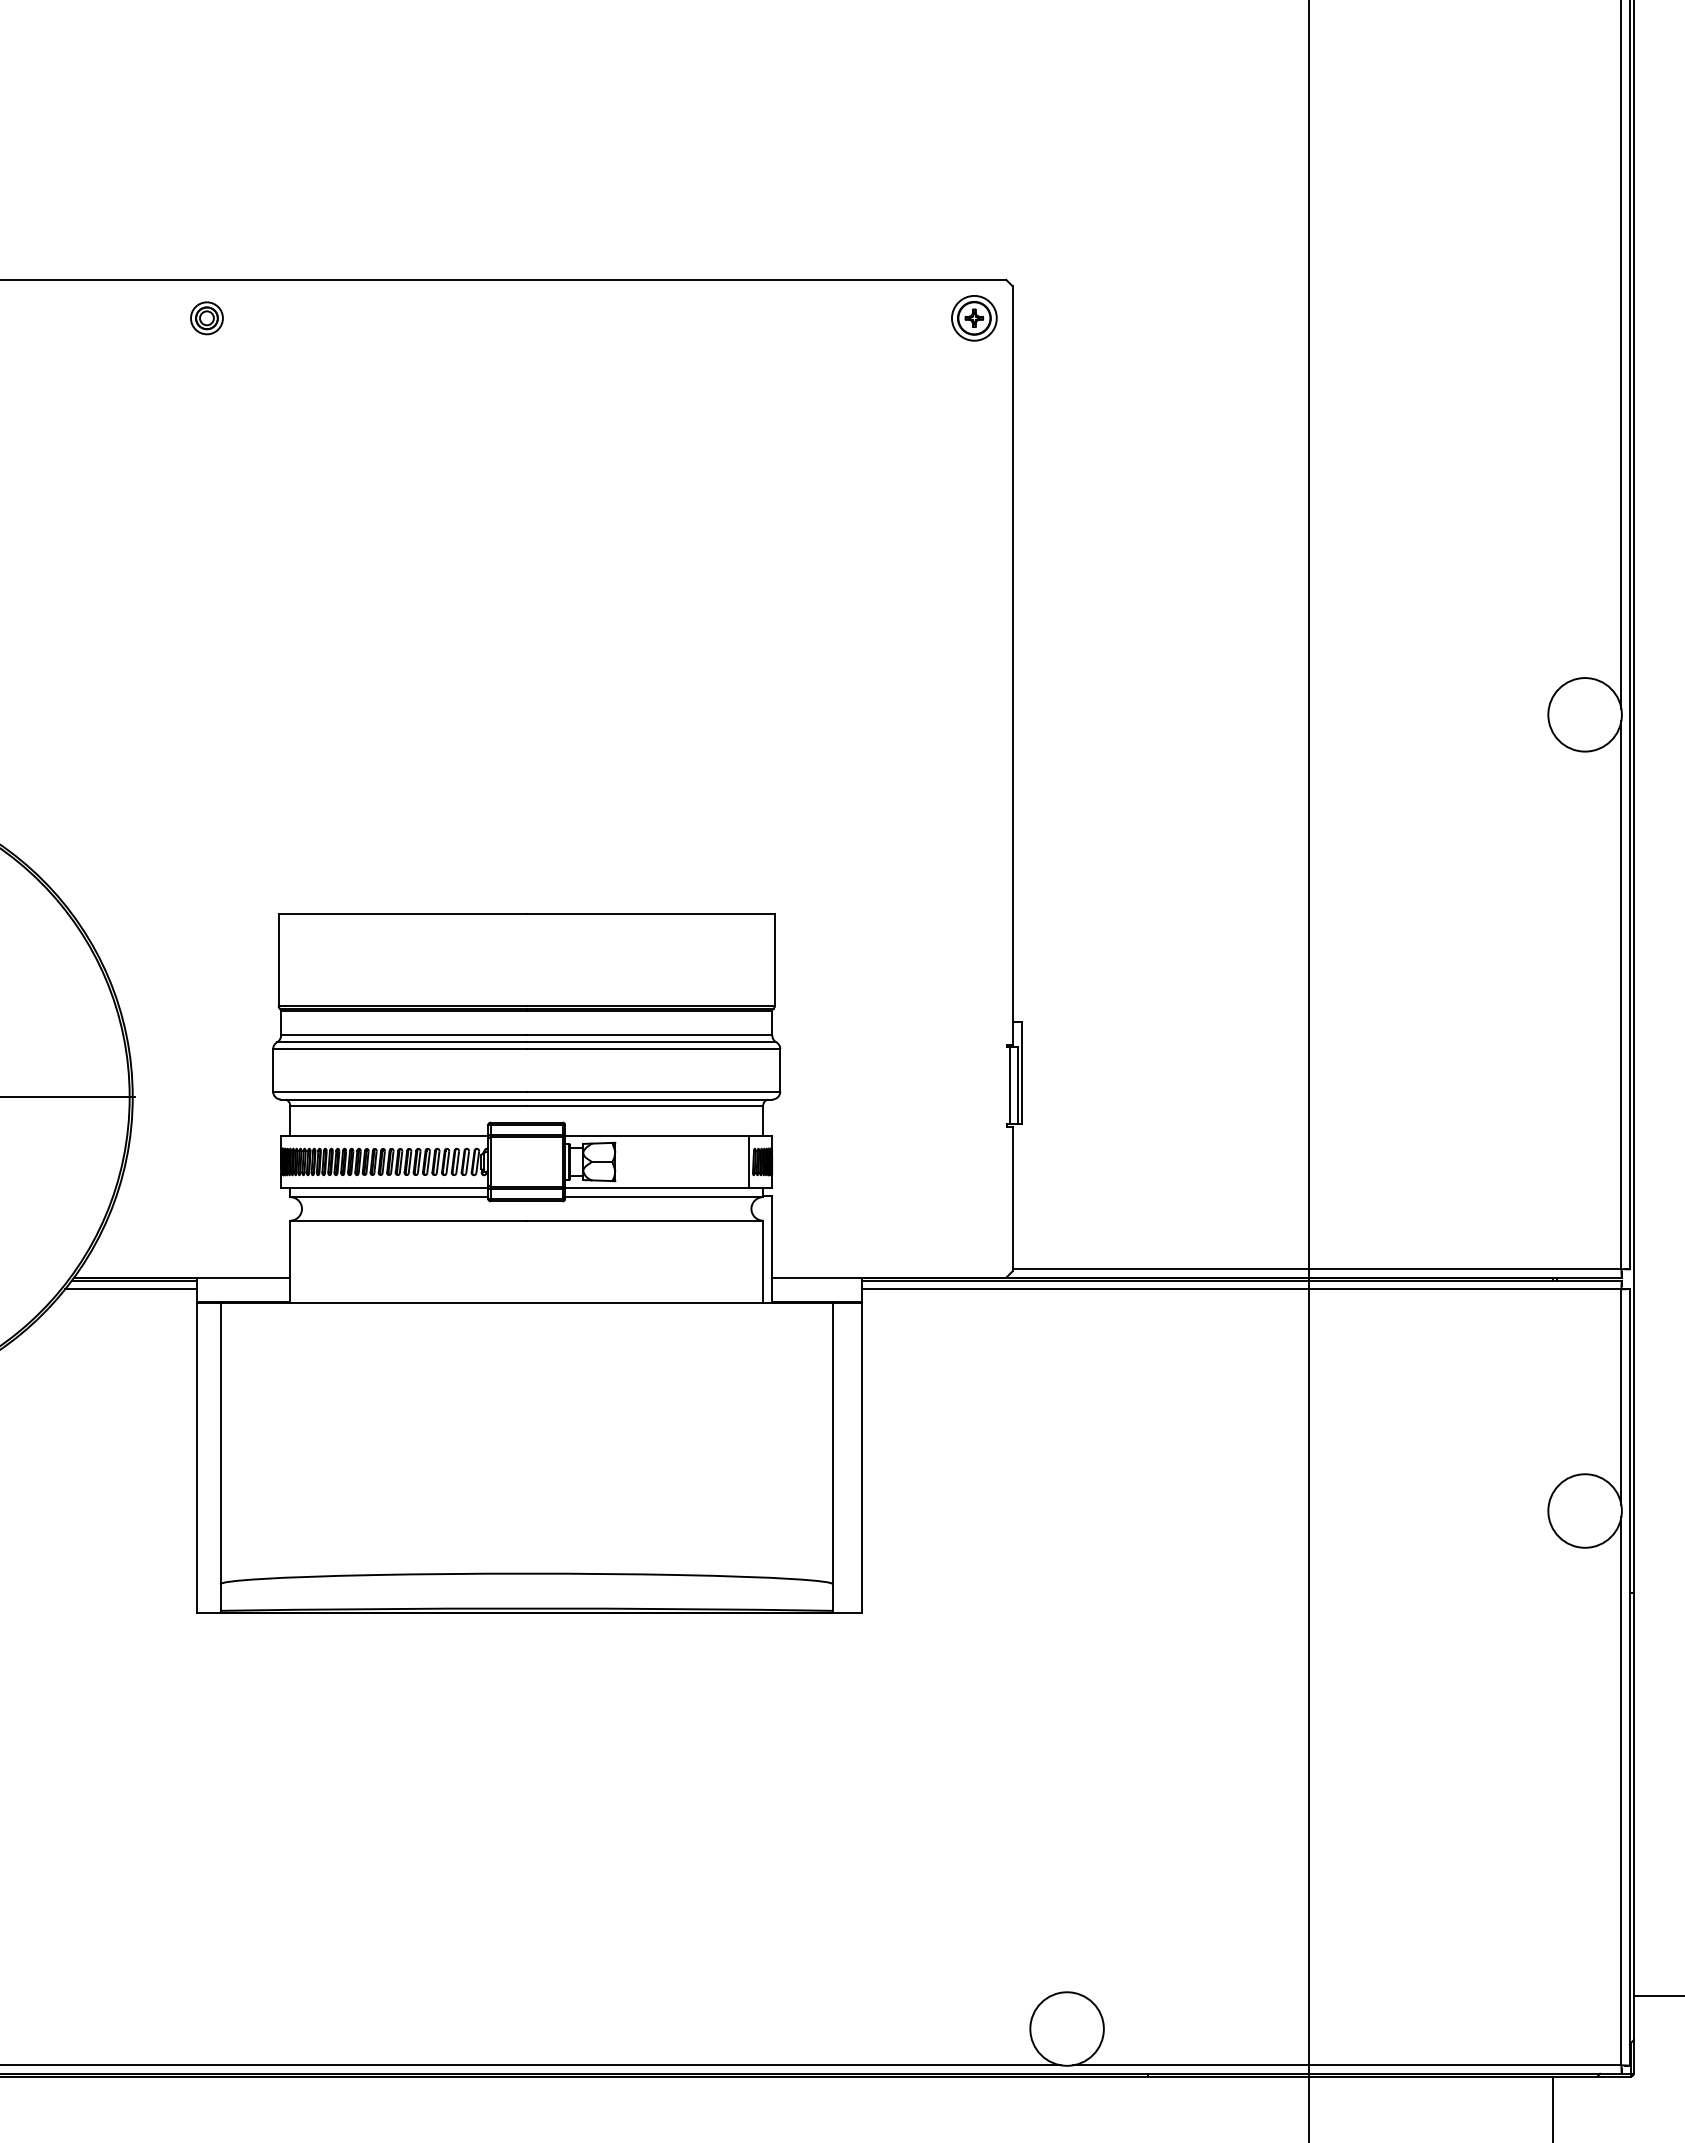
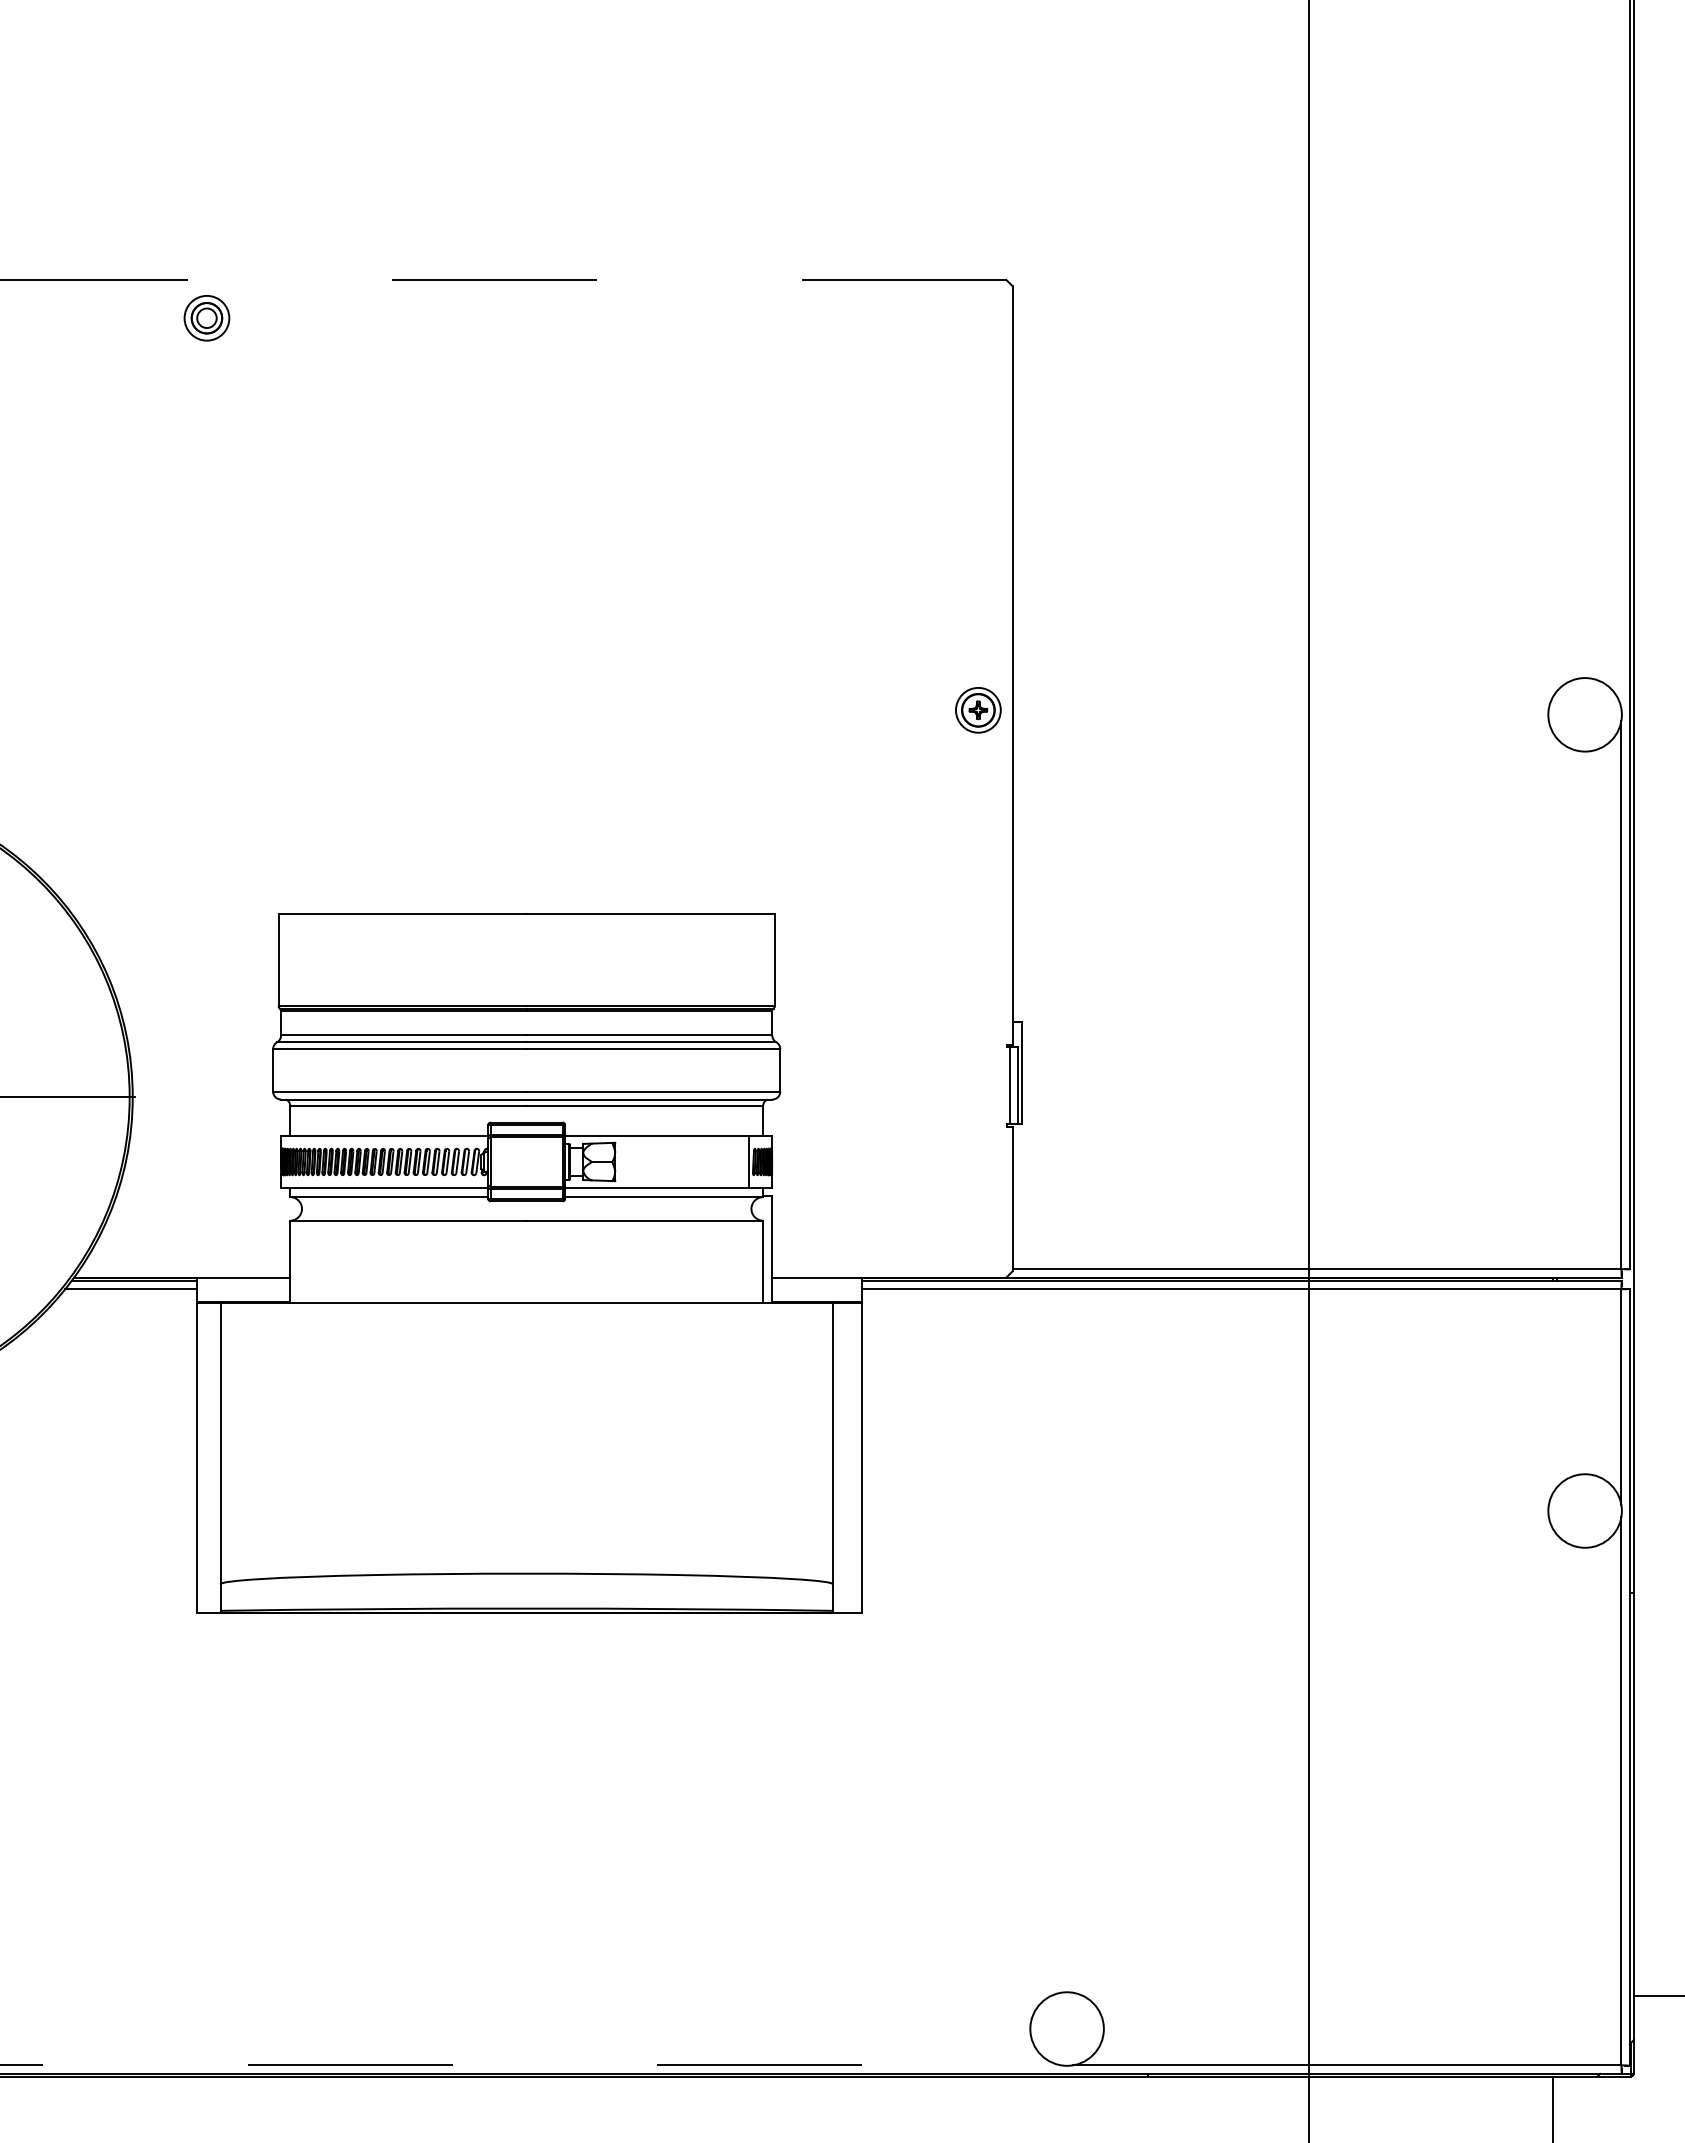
line: solid -> dashed (502, 279)
part size: 34x35 px -> 48x47 px (206, 318)
part position: (974, 318) -> (978, 710) (978, 710)
line: present -> none (1621, 355)
line: solid -> dashed (531, 2065)
